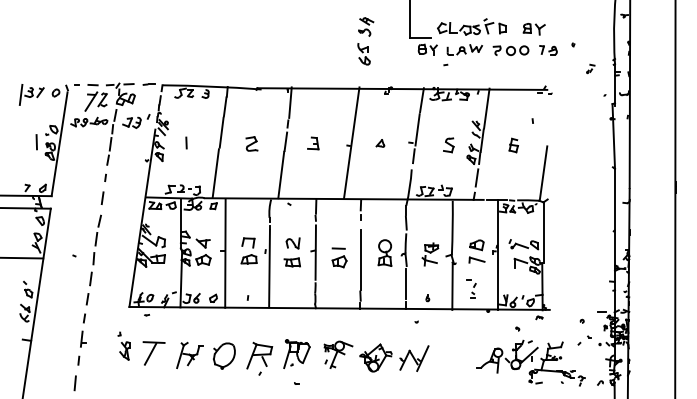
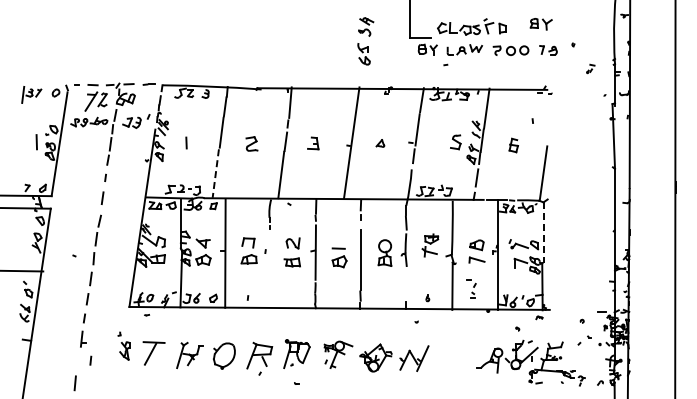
part position: (533, 29) -> (540, 24) (540, 24)
part size: 27x22 px -> 22x18 px (31, 94)
part position: (448, 145) -> (455, 142) (455, 142)
line: solid -> dashed (215, 174)
line: solid -> dashed (543, 233)
part position: (430, 254) -> (430, 245) (430, 245)
line position: (22, 257) -> (22, 270) (22, 270)
line: present -> none (269, 268)
line: present -> none (405, 283)
line position: (78, 360) -> (90, 360) (90, 360)
